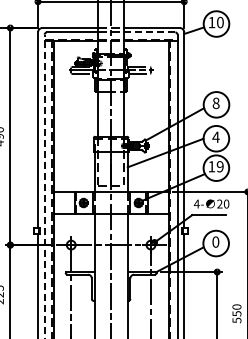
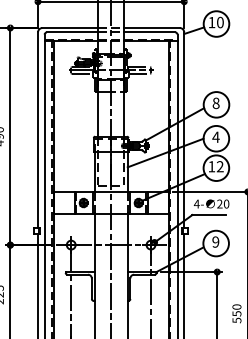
line: dashed -> solid (150, 32)
text: 19 -> 12 (219, 166)
line: dashed -> solid (44, 186)
text: 0 -> 9 (215, 241)
